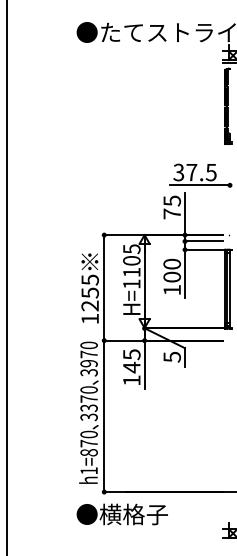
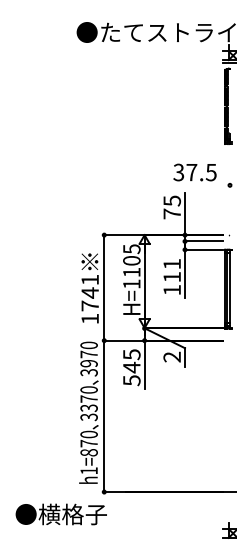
line: present -> none (199, 185)
text: 100 -> 111 (171, 270)
line: present -> none (7, 277)
text: 1255 -> 1741 (90, 292)
text: 5 -> 2 (172, 356)
text: 145 -> 545 (131, 380)
text position: (121, 514) -> (60, 514) (60, 514)
